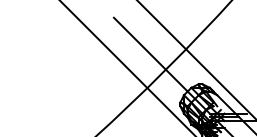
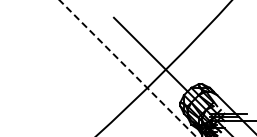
line: present -> none (196, 59)
line: solid -> dashed (127, 68)
